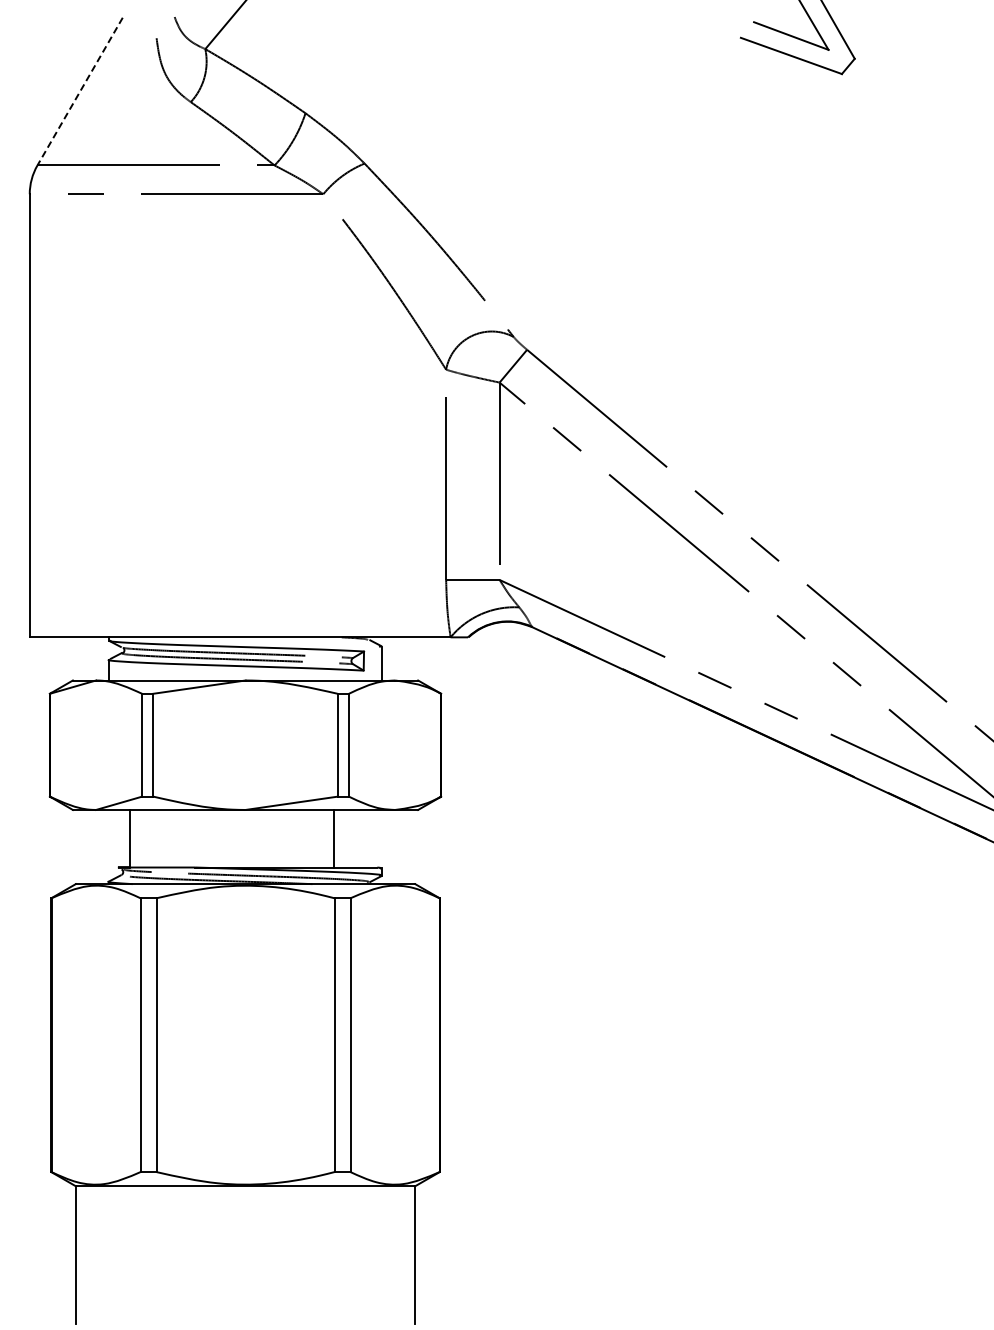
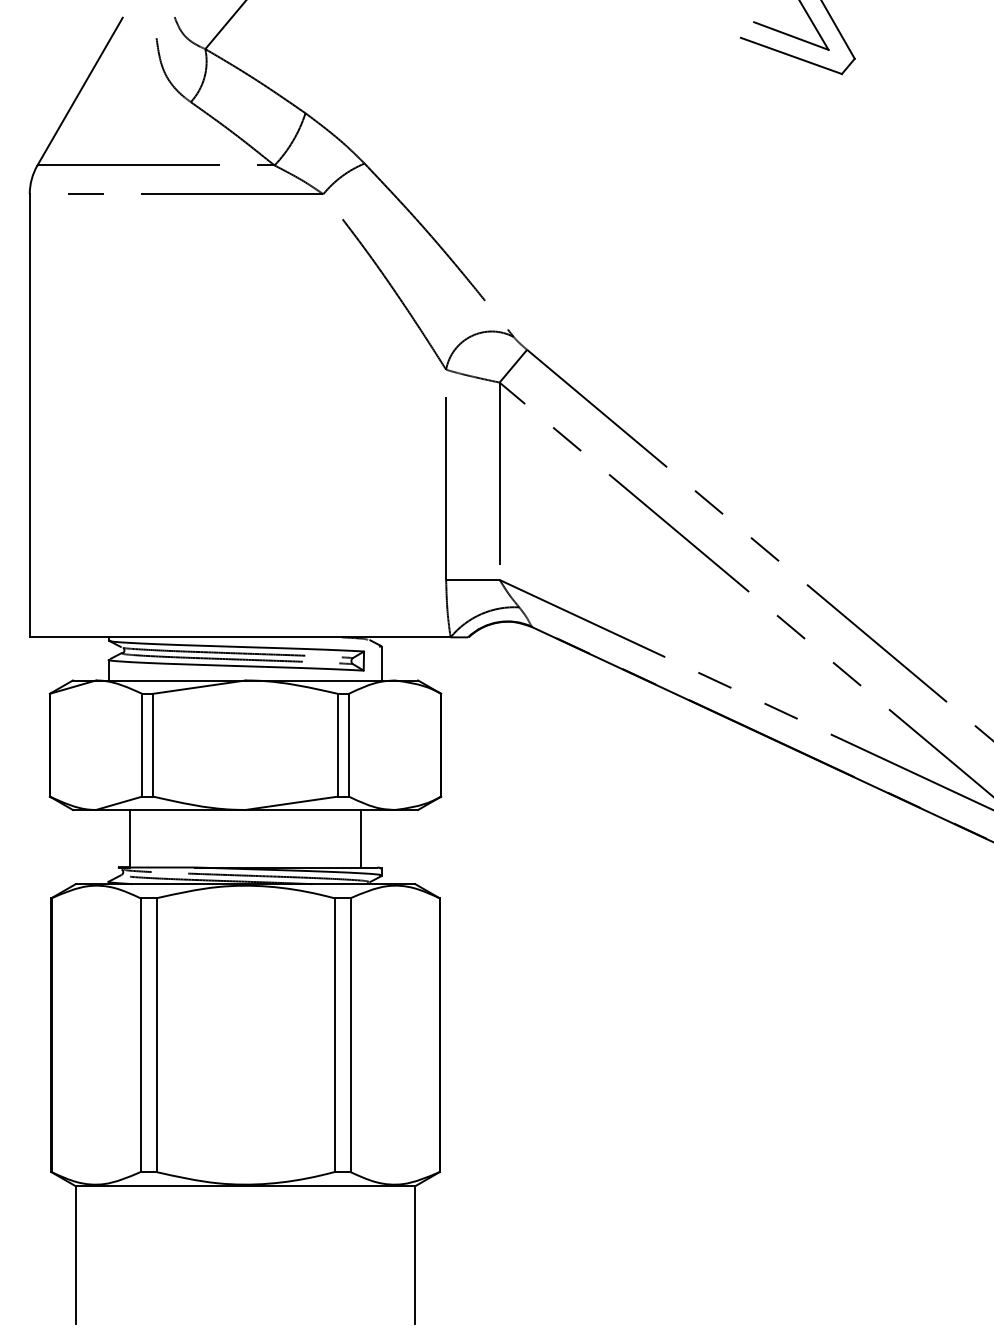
line: dashed -> solid (79, 92)
line position: (333, 838) -> (360, 838) (360, 838)
